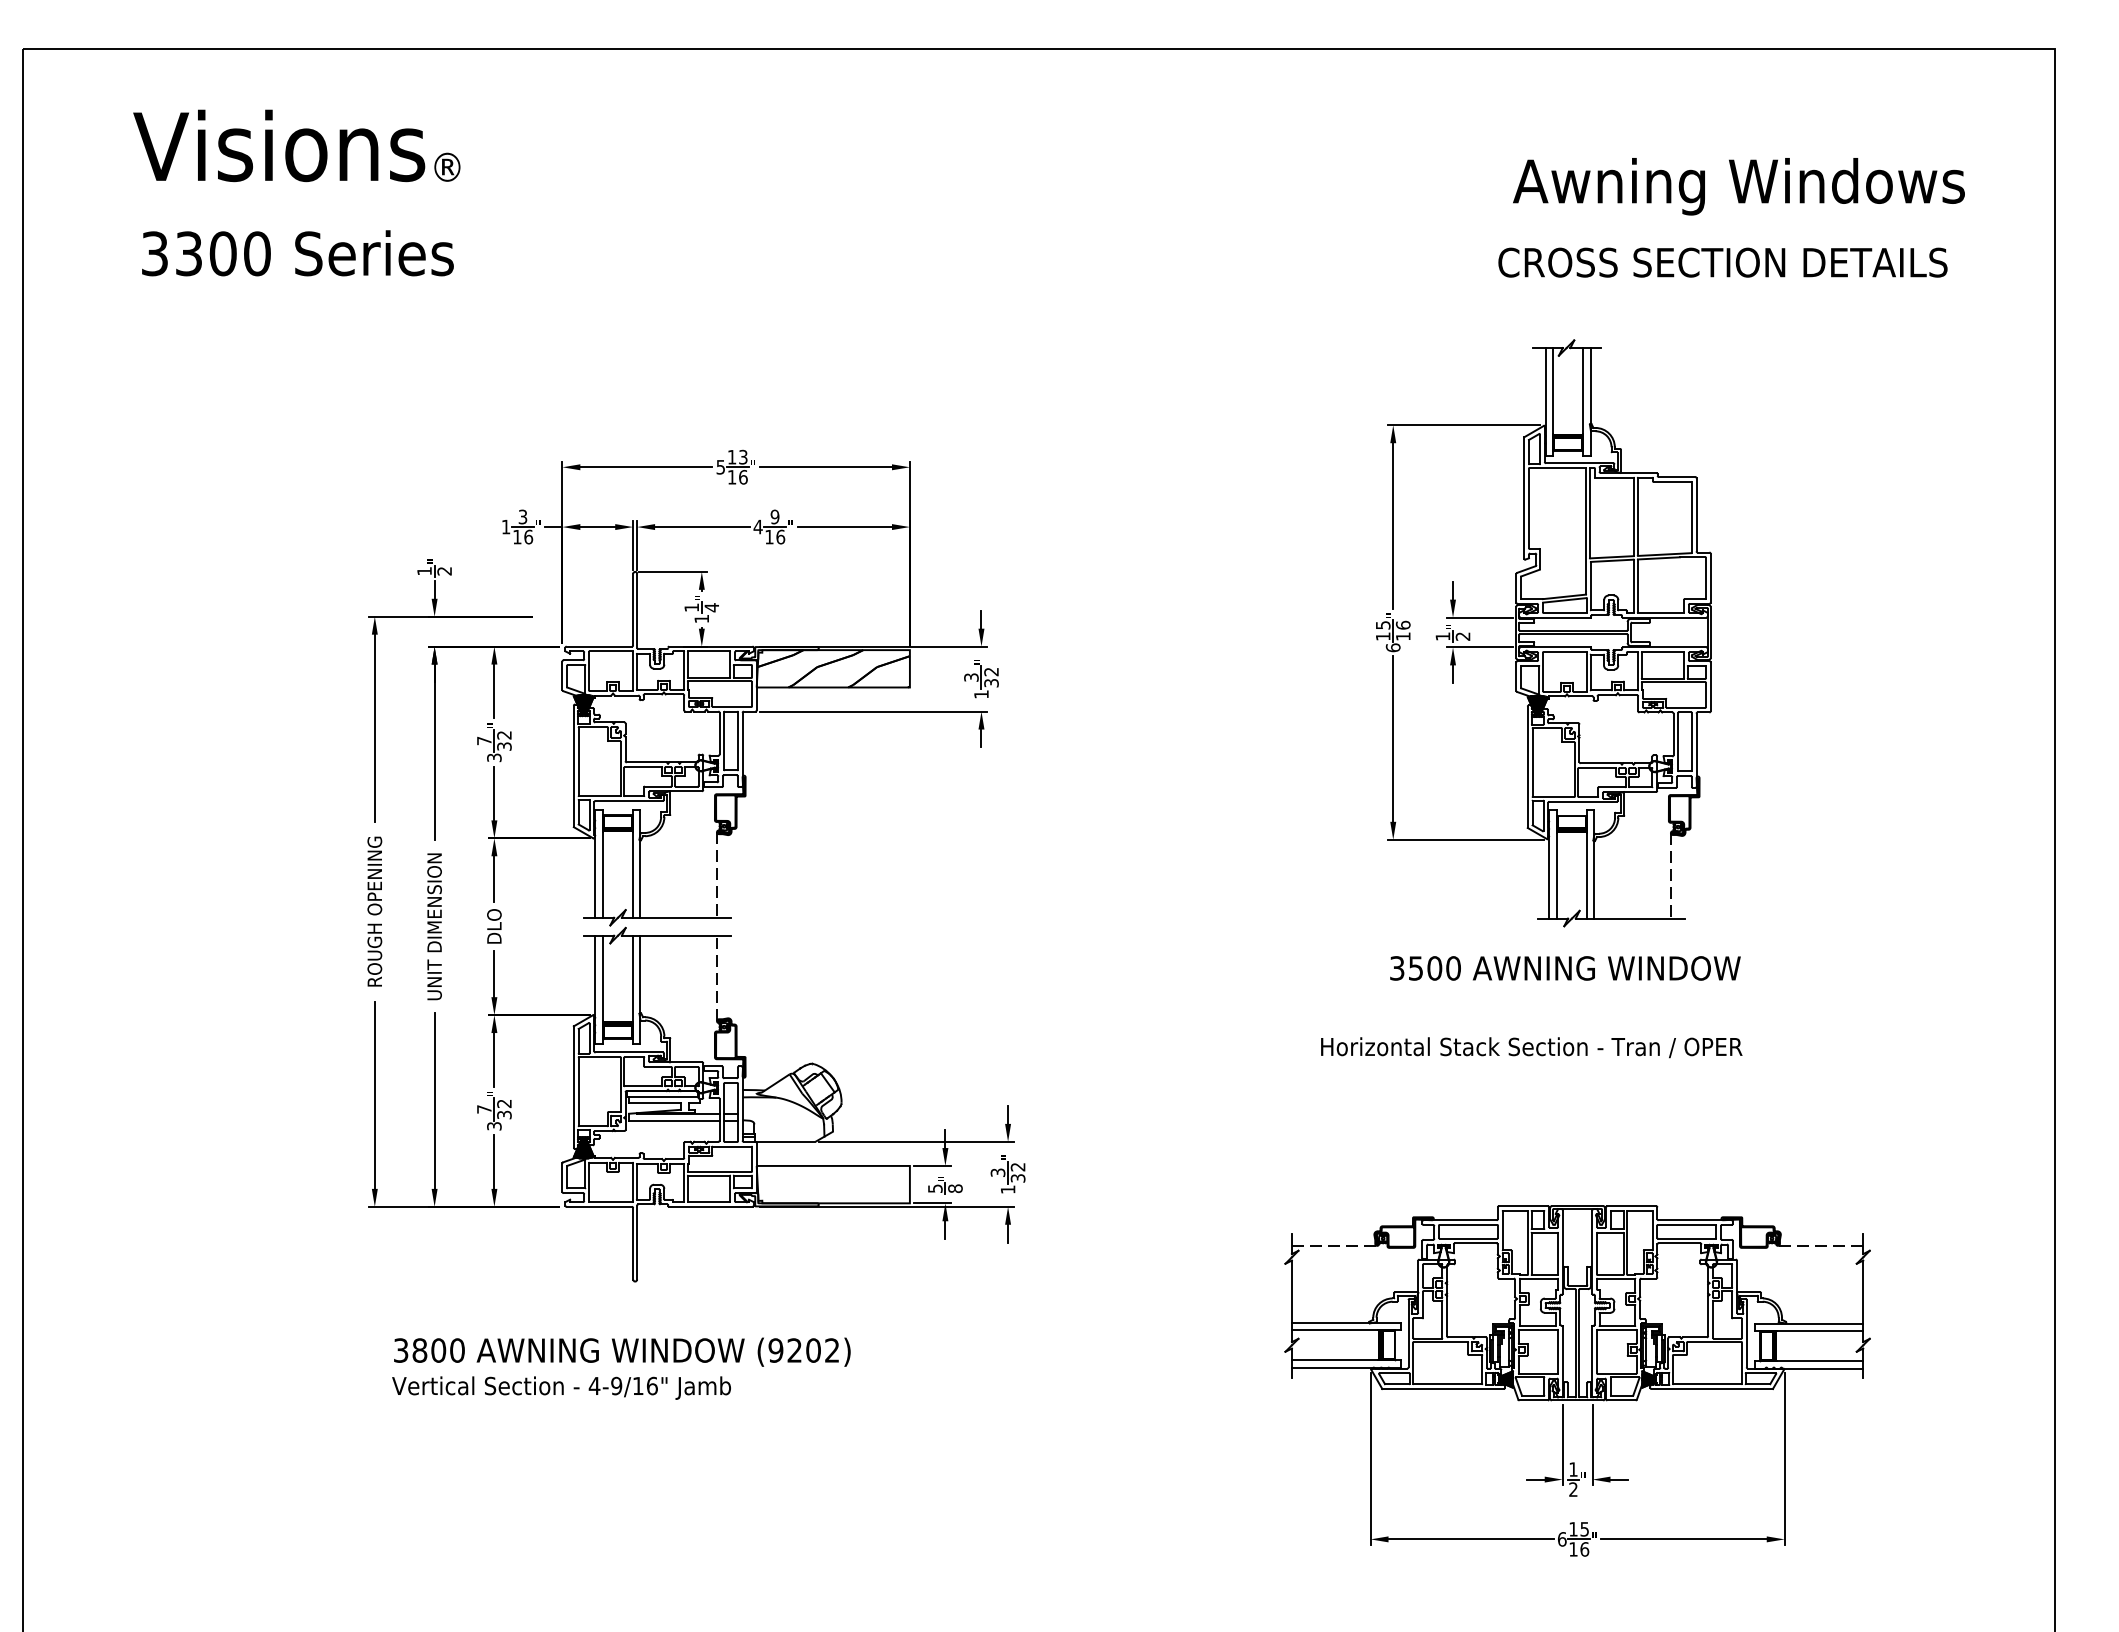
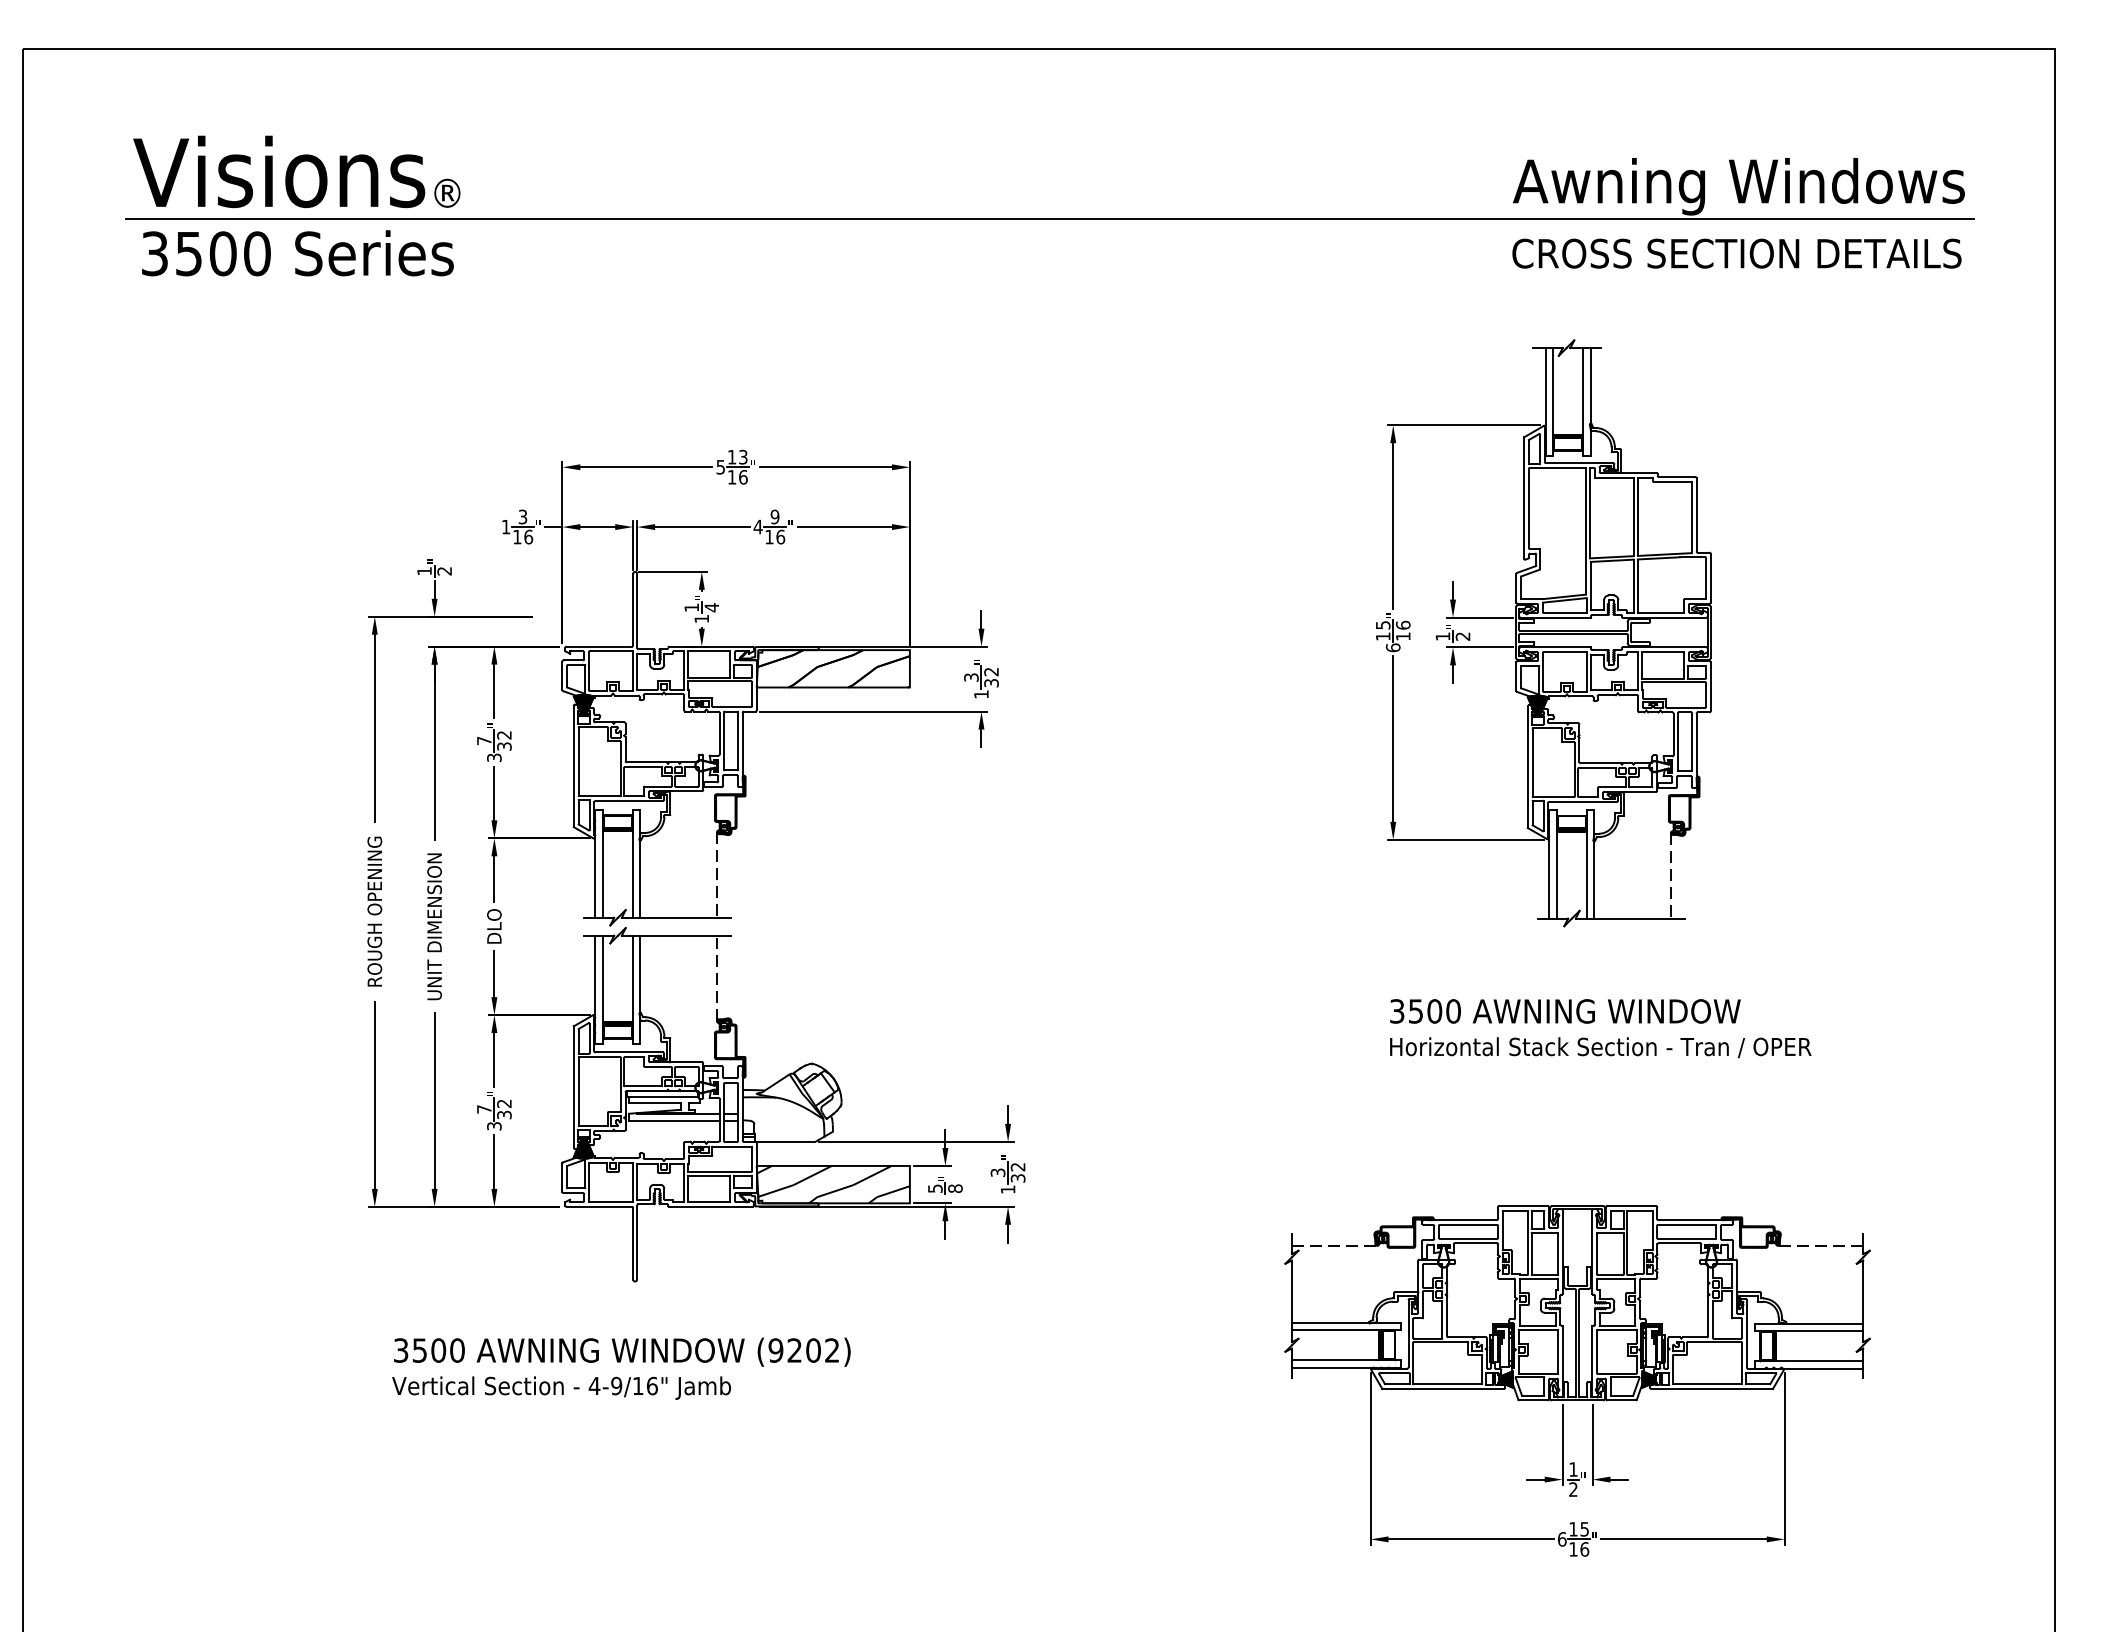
text position: (296, 145) -> (296, 171) (296, 171)
line: none -> present (1049, 219)
text: 3300 -> 3500 (188, 253)
text position: (1722, 262) -> (1736, 253) (1736, 253)
text position: (1565, 968) -> (1565, 1011) (1565, 1011)
text position: (1531, 1047) -> (1600, 1047) (1600, 1047)
hatch: none -> present (833, 1184)
text: 3800 -> 3500 (419, 1350)
